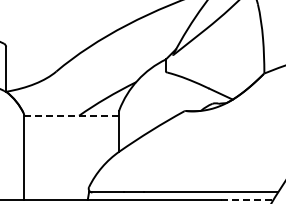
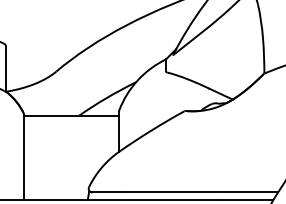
line: dashed -> solid (71, 115)
line: dashed -> solid (247, 199)
